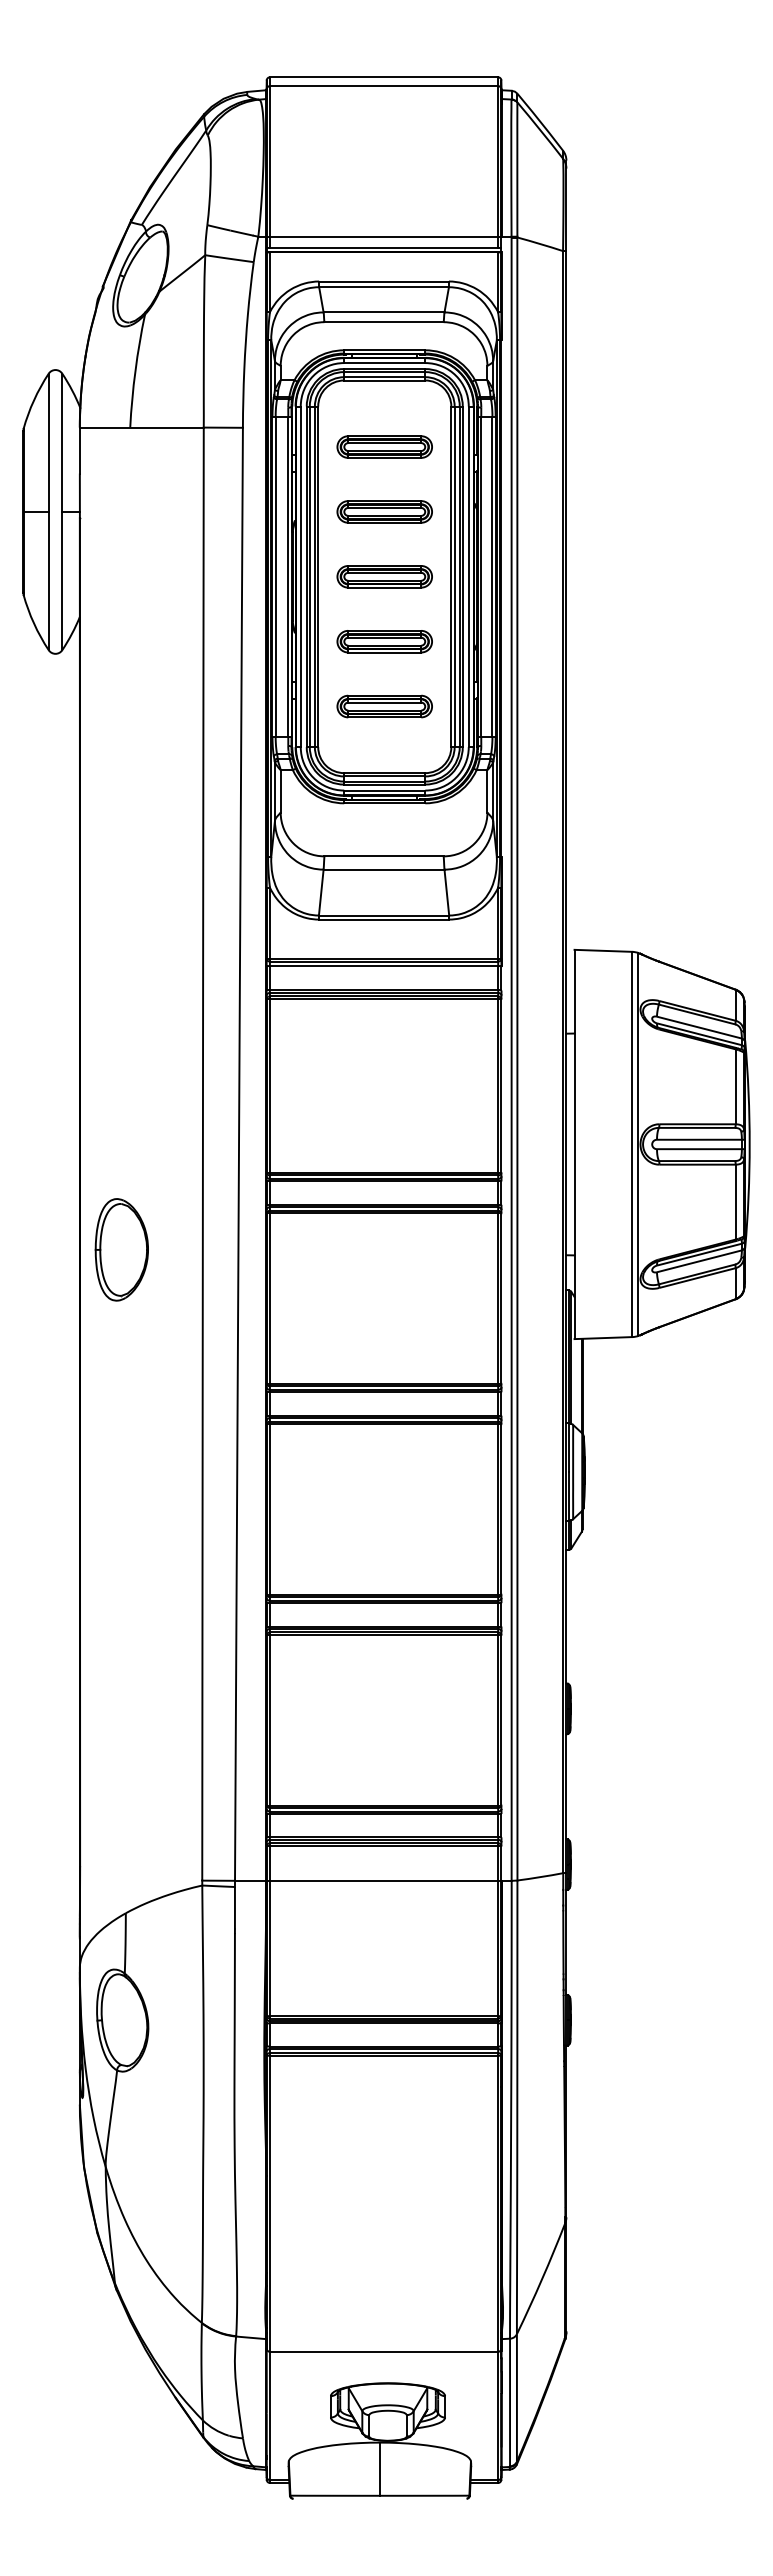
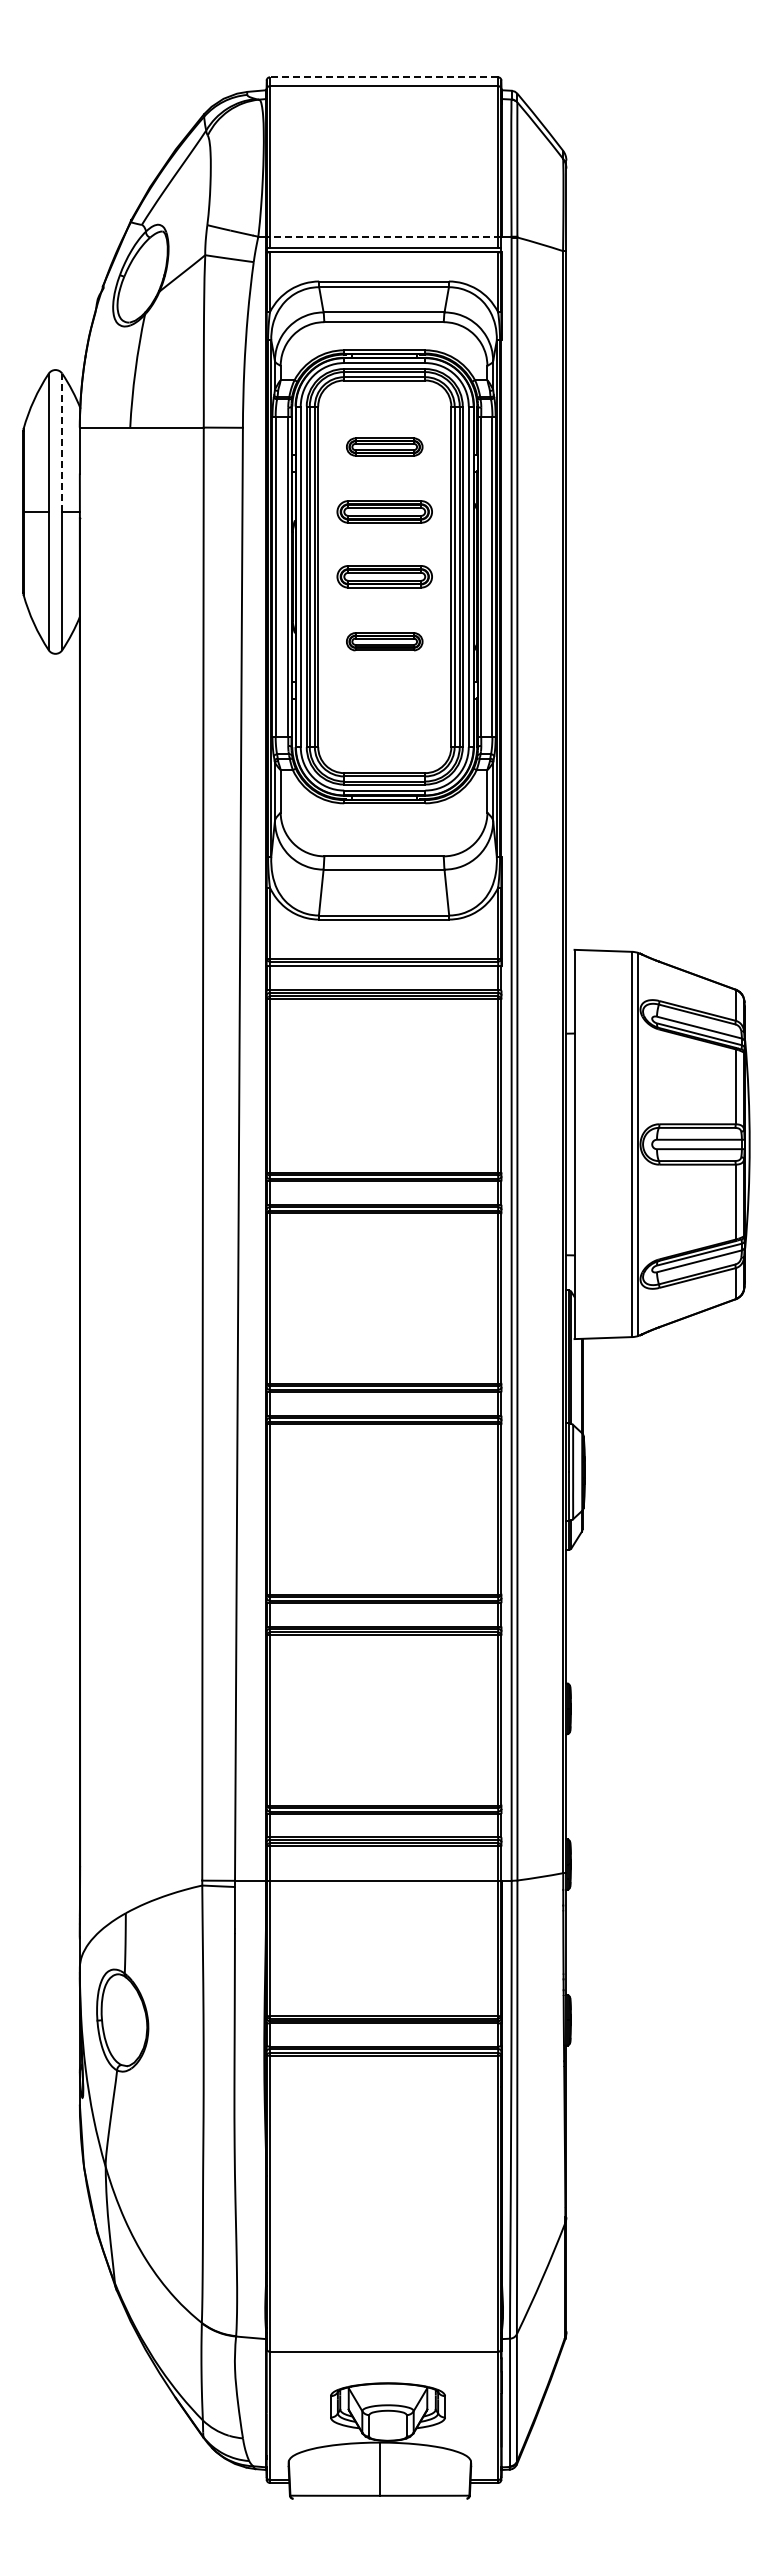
line: solid -> dashed (383, 77)
line: solid -> dashed (383, 236)
line: solid -> dashed (62, 442)
part size: 97x24 px -> 78x20 px (384, 446)
part size: 97x24 px -> 78x20 px (384, 641)
part: present -> none (384, 706)
part: present -> none (121, 1249)
